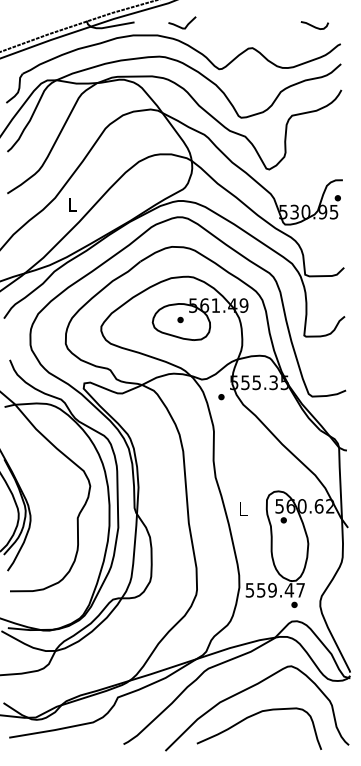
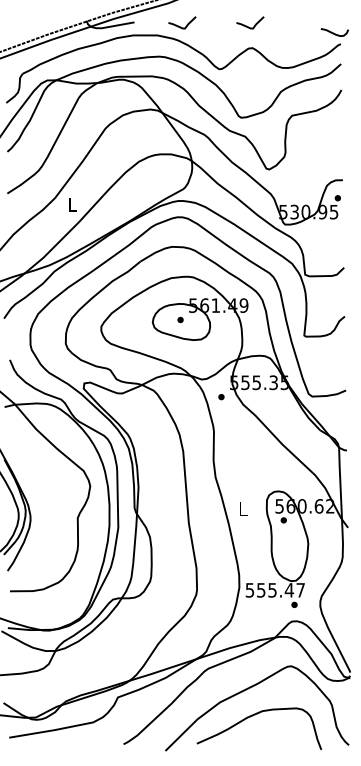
curve position: (313, 25) -> (333, 32) (333, 32)
curve: none -> present (249, 26)
text: 559.47 -> 555.47 (272, 590)
